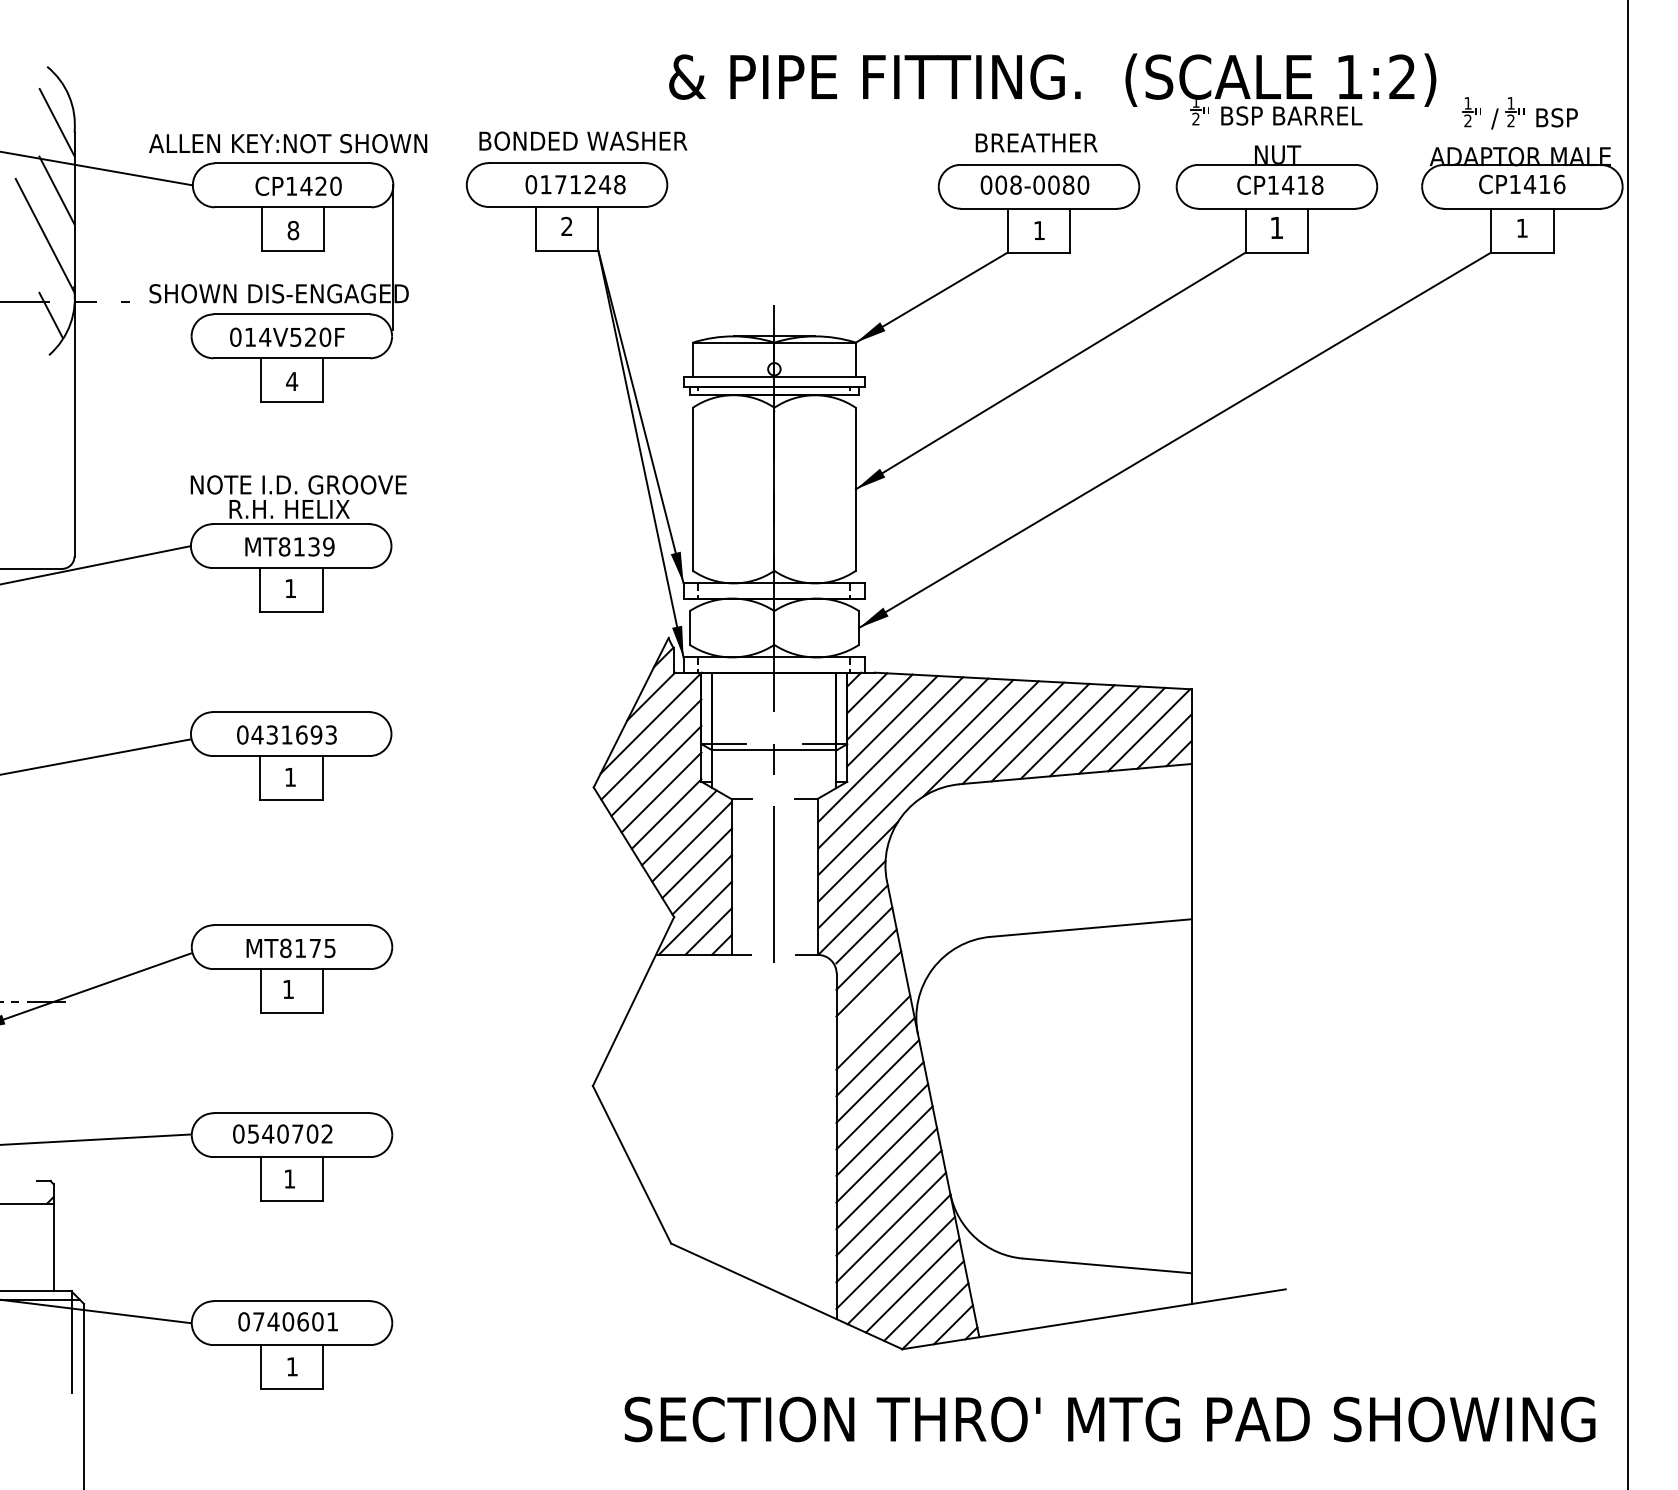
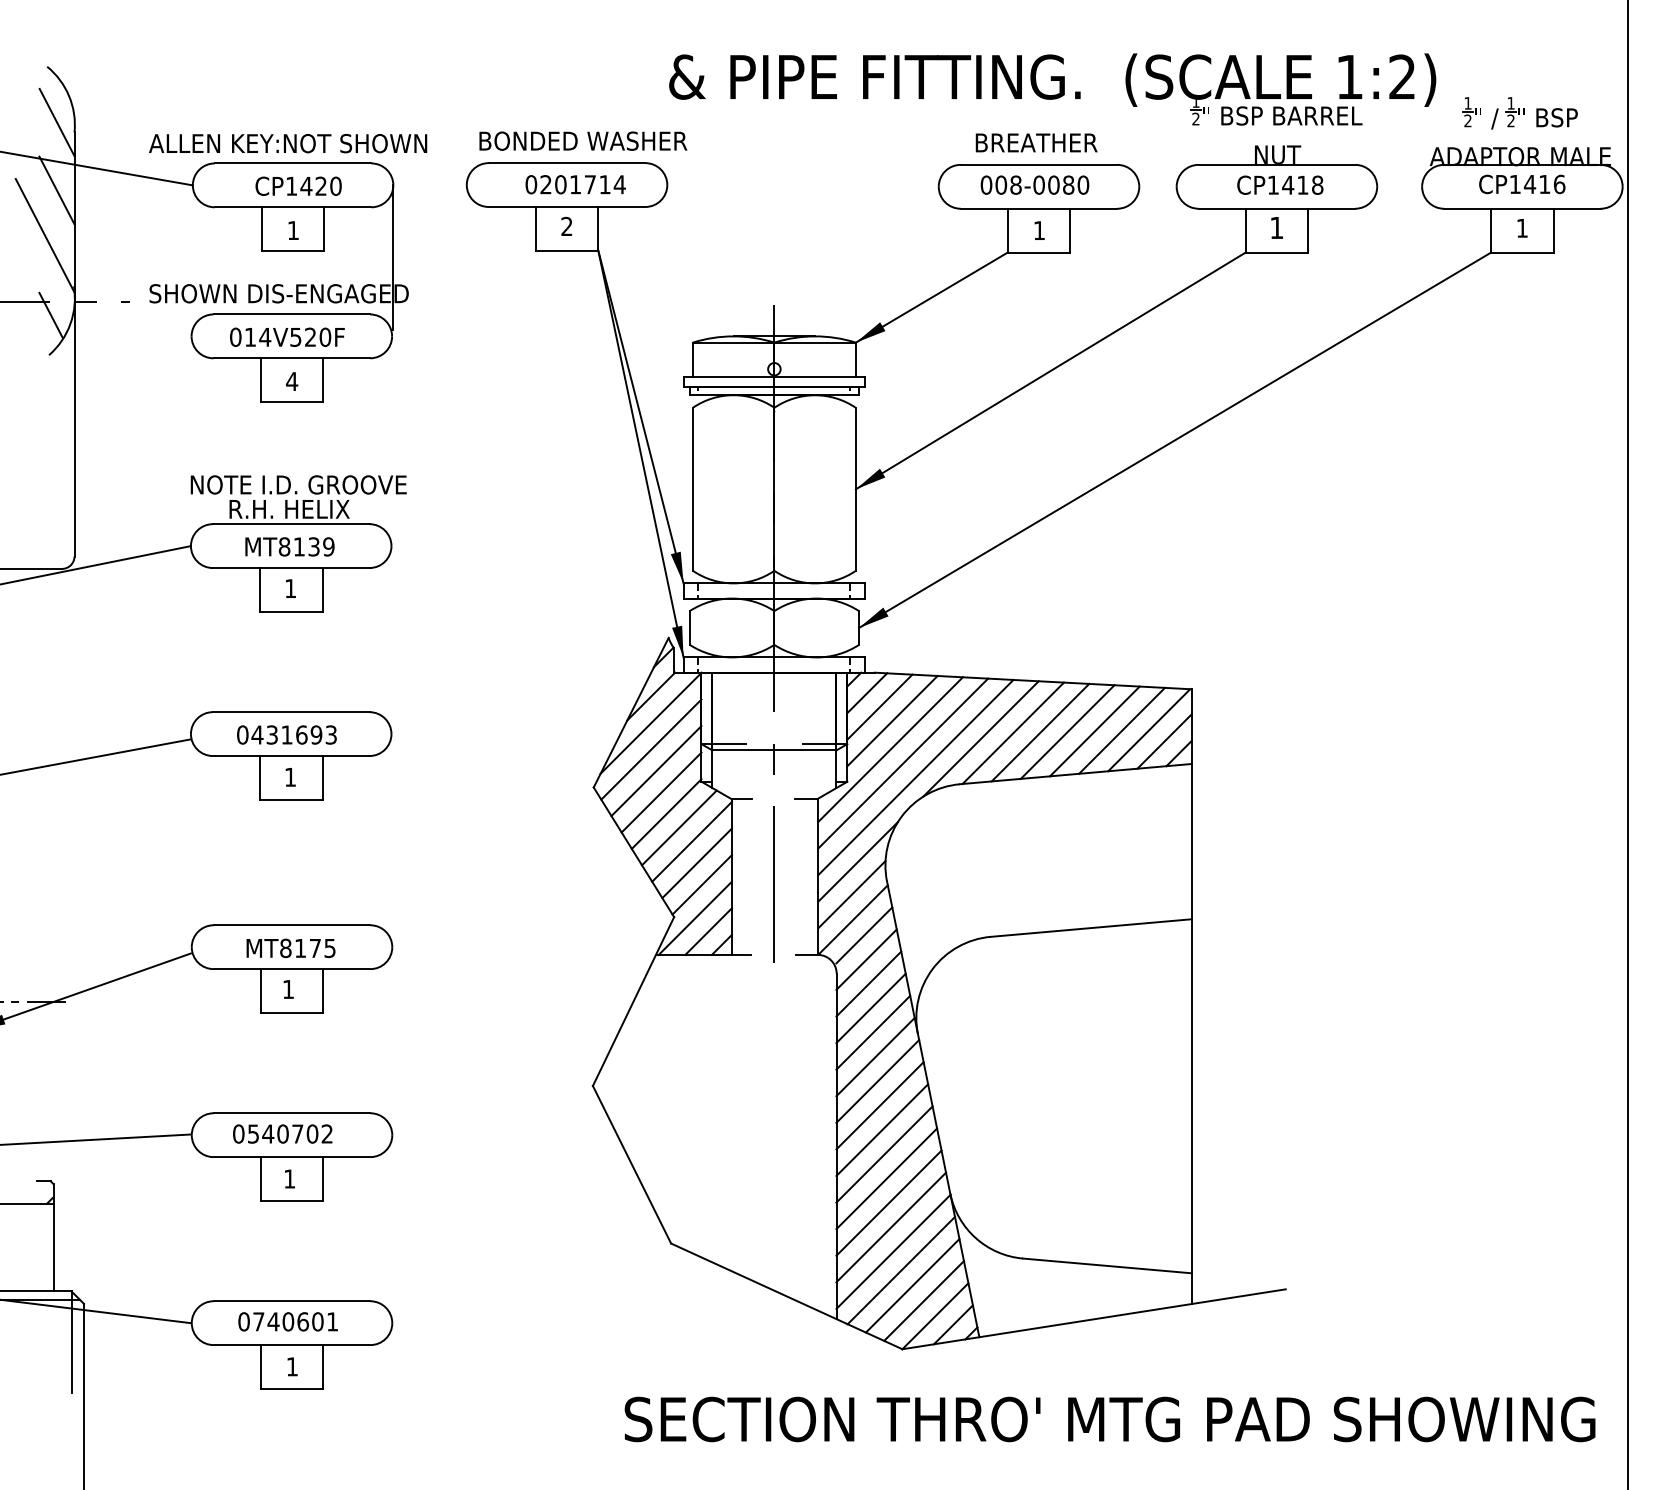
text: 0171248 -> 0201714 (582, 184)
text: 8 -> 1 (293, 230)
line: none -> present (870, 1008)
